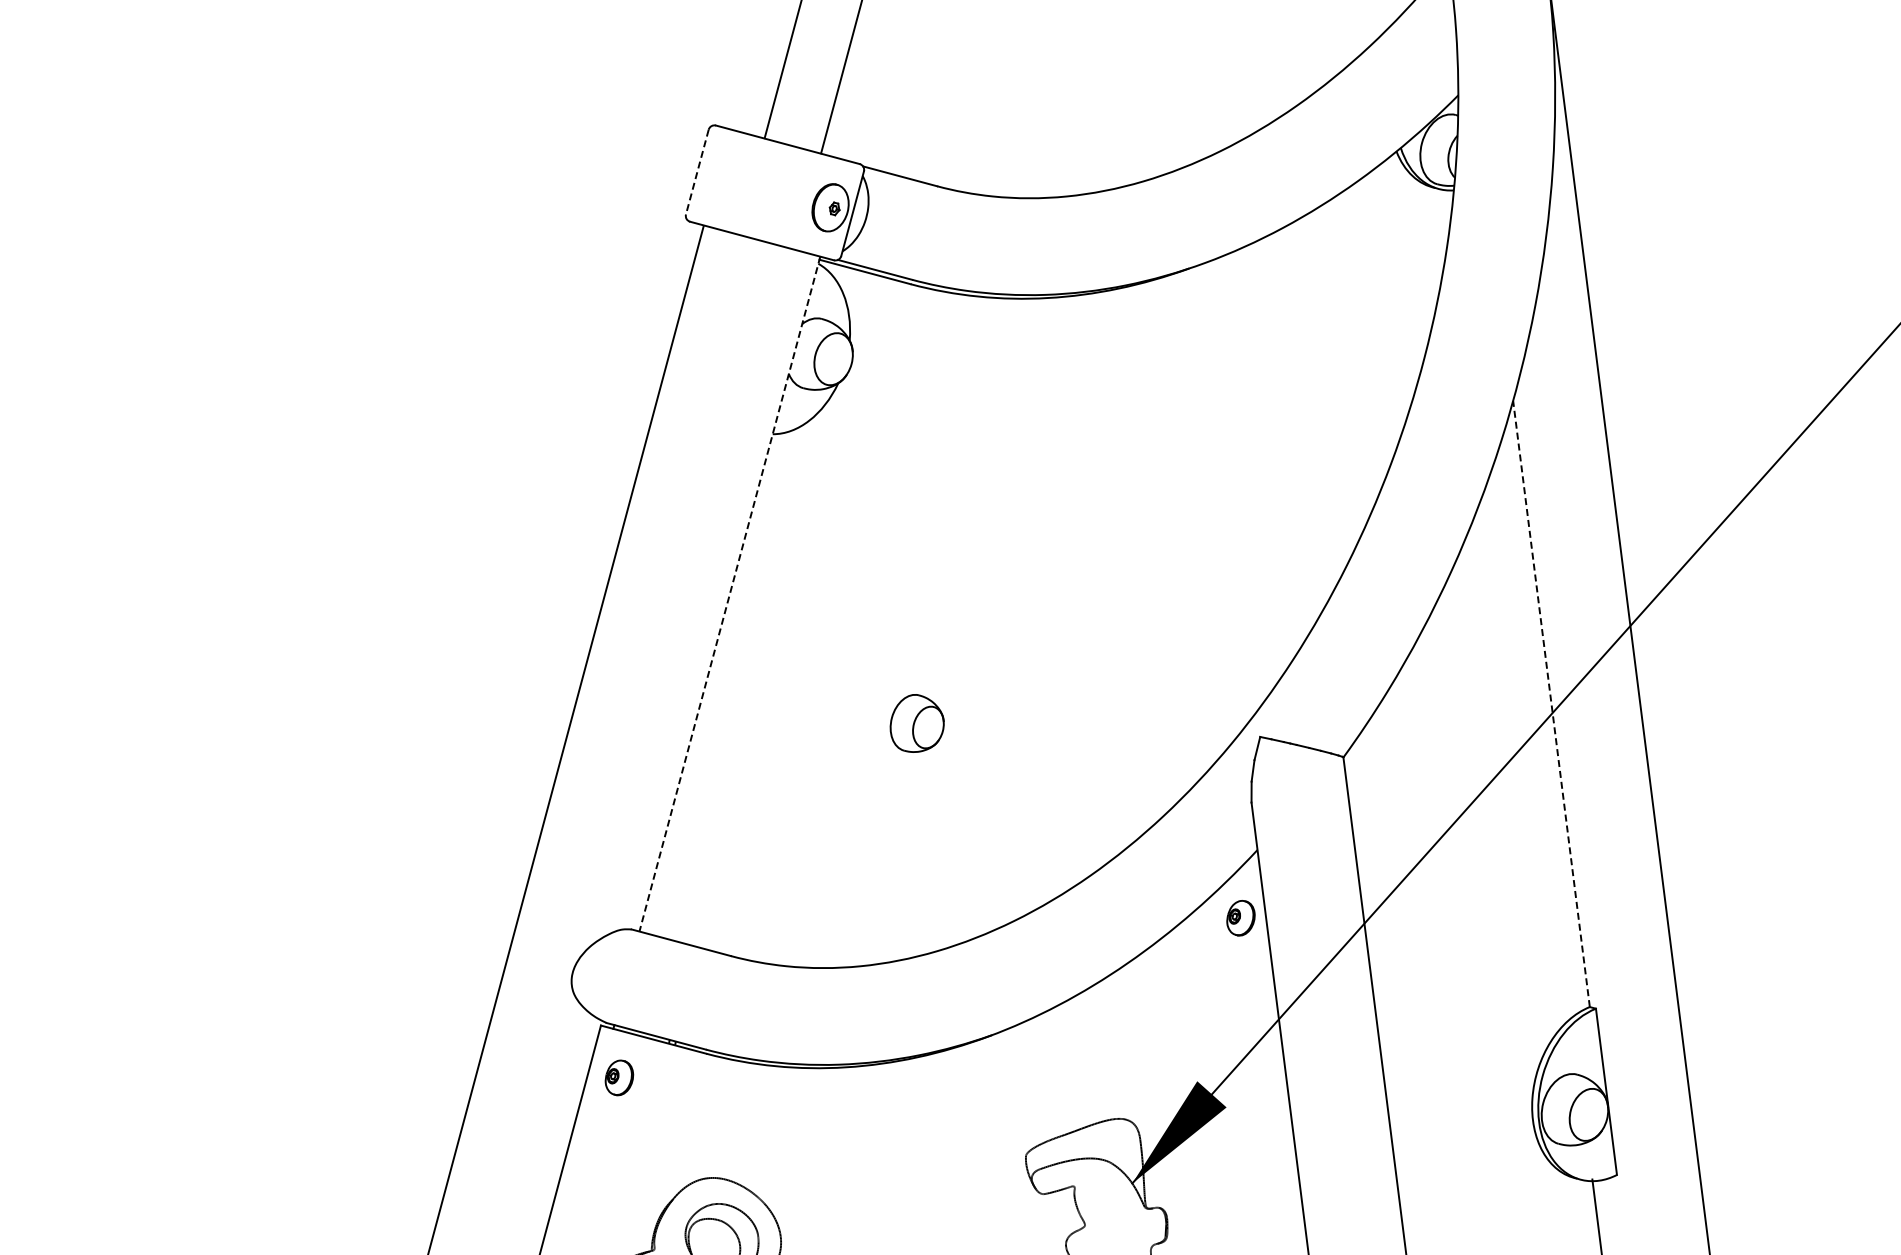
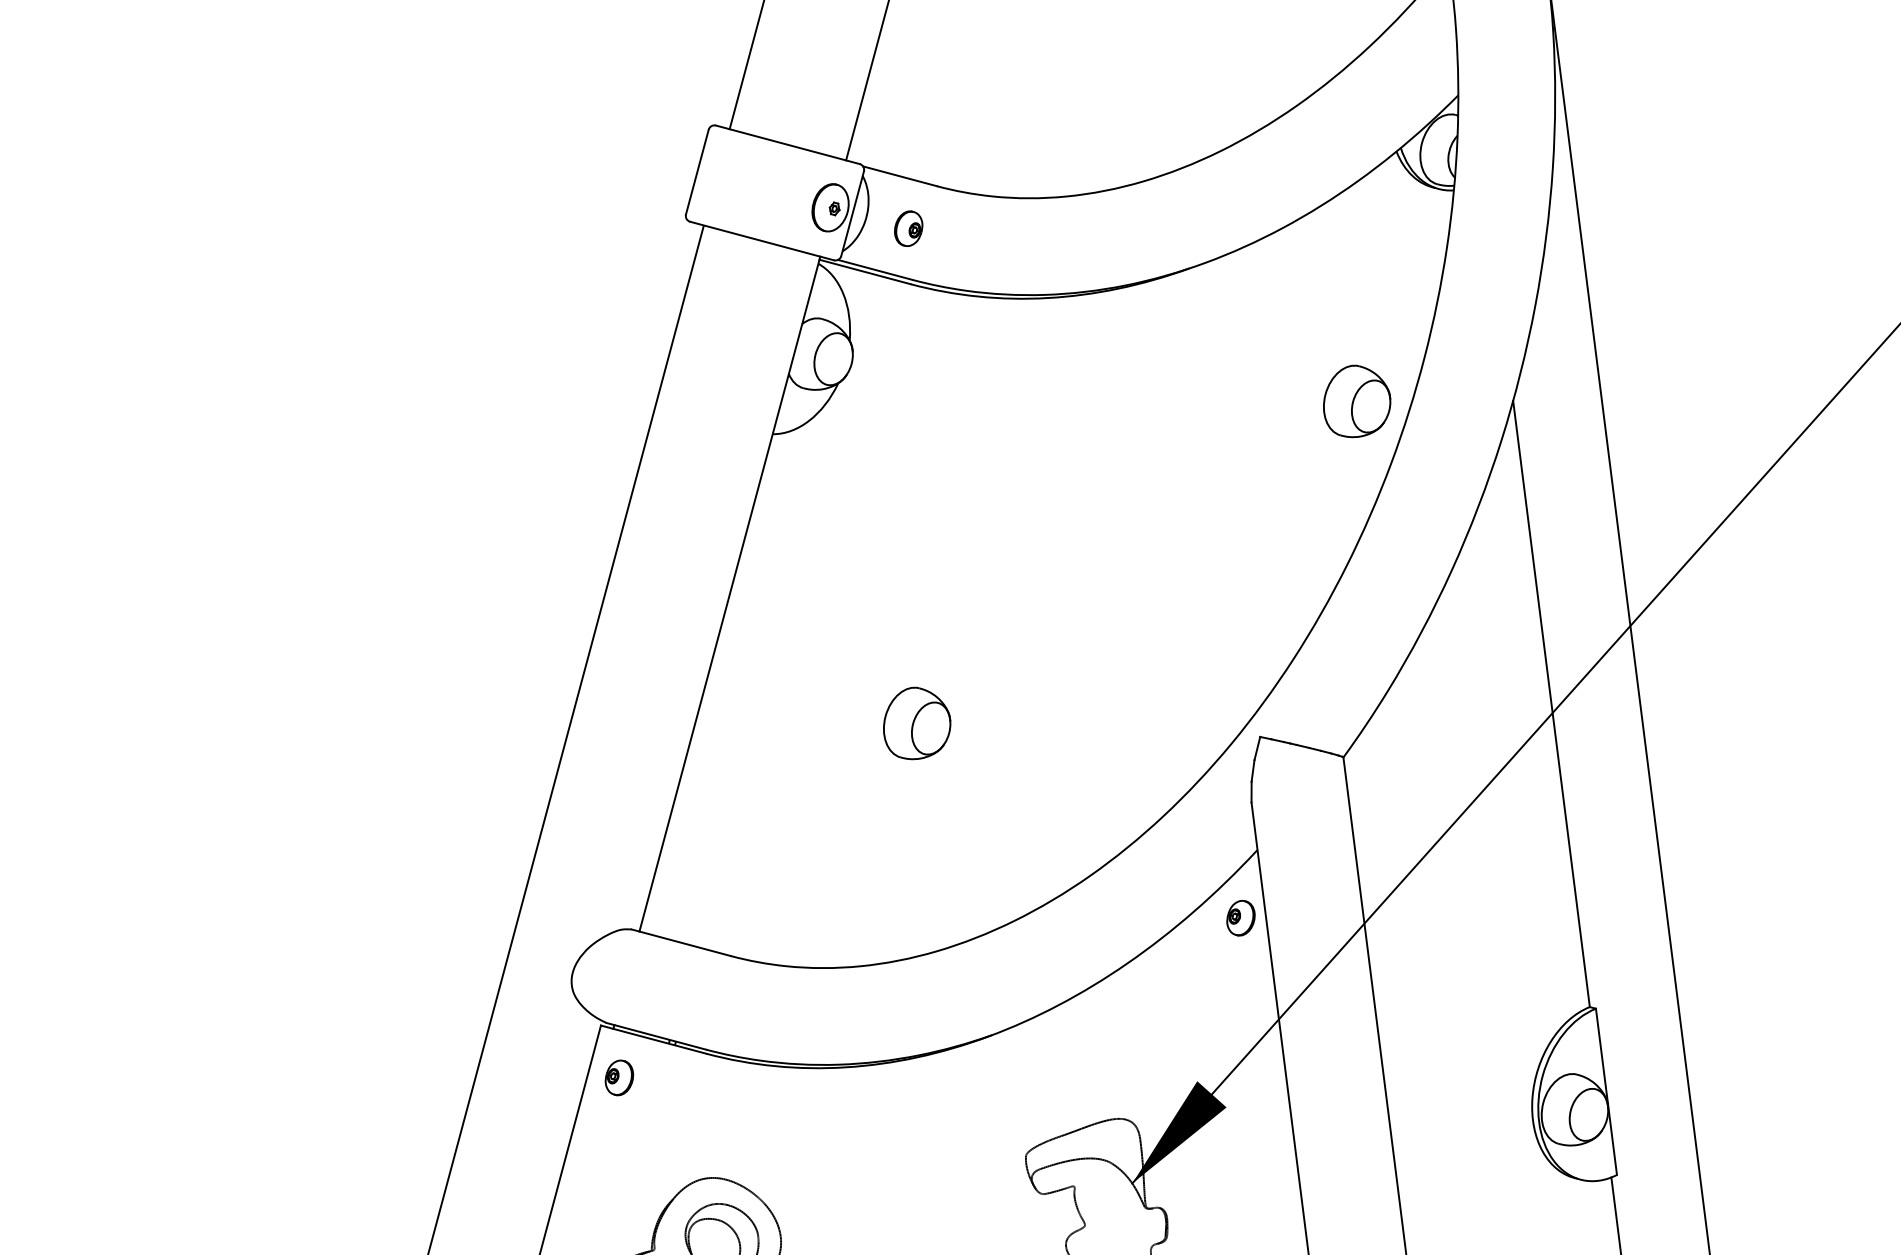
line position: (782, 70) -> (746, 65) (746, 65)
line position: (841, 77) -> (867, 81) (867, 81)
line: dashed -> solid (697, 172)
part: none -> present (908, 228)
part: none -> present (1357, 401)
line: dashed -> solid (729, 594)
line: dashed -> solid (1551, 703)
part size: 56x59 px -> 69x75 px (917, 723)
line position: (1596, 1215) -> (1615, 1214) (1615, 1214)
